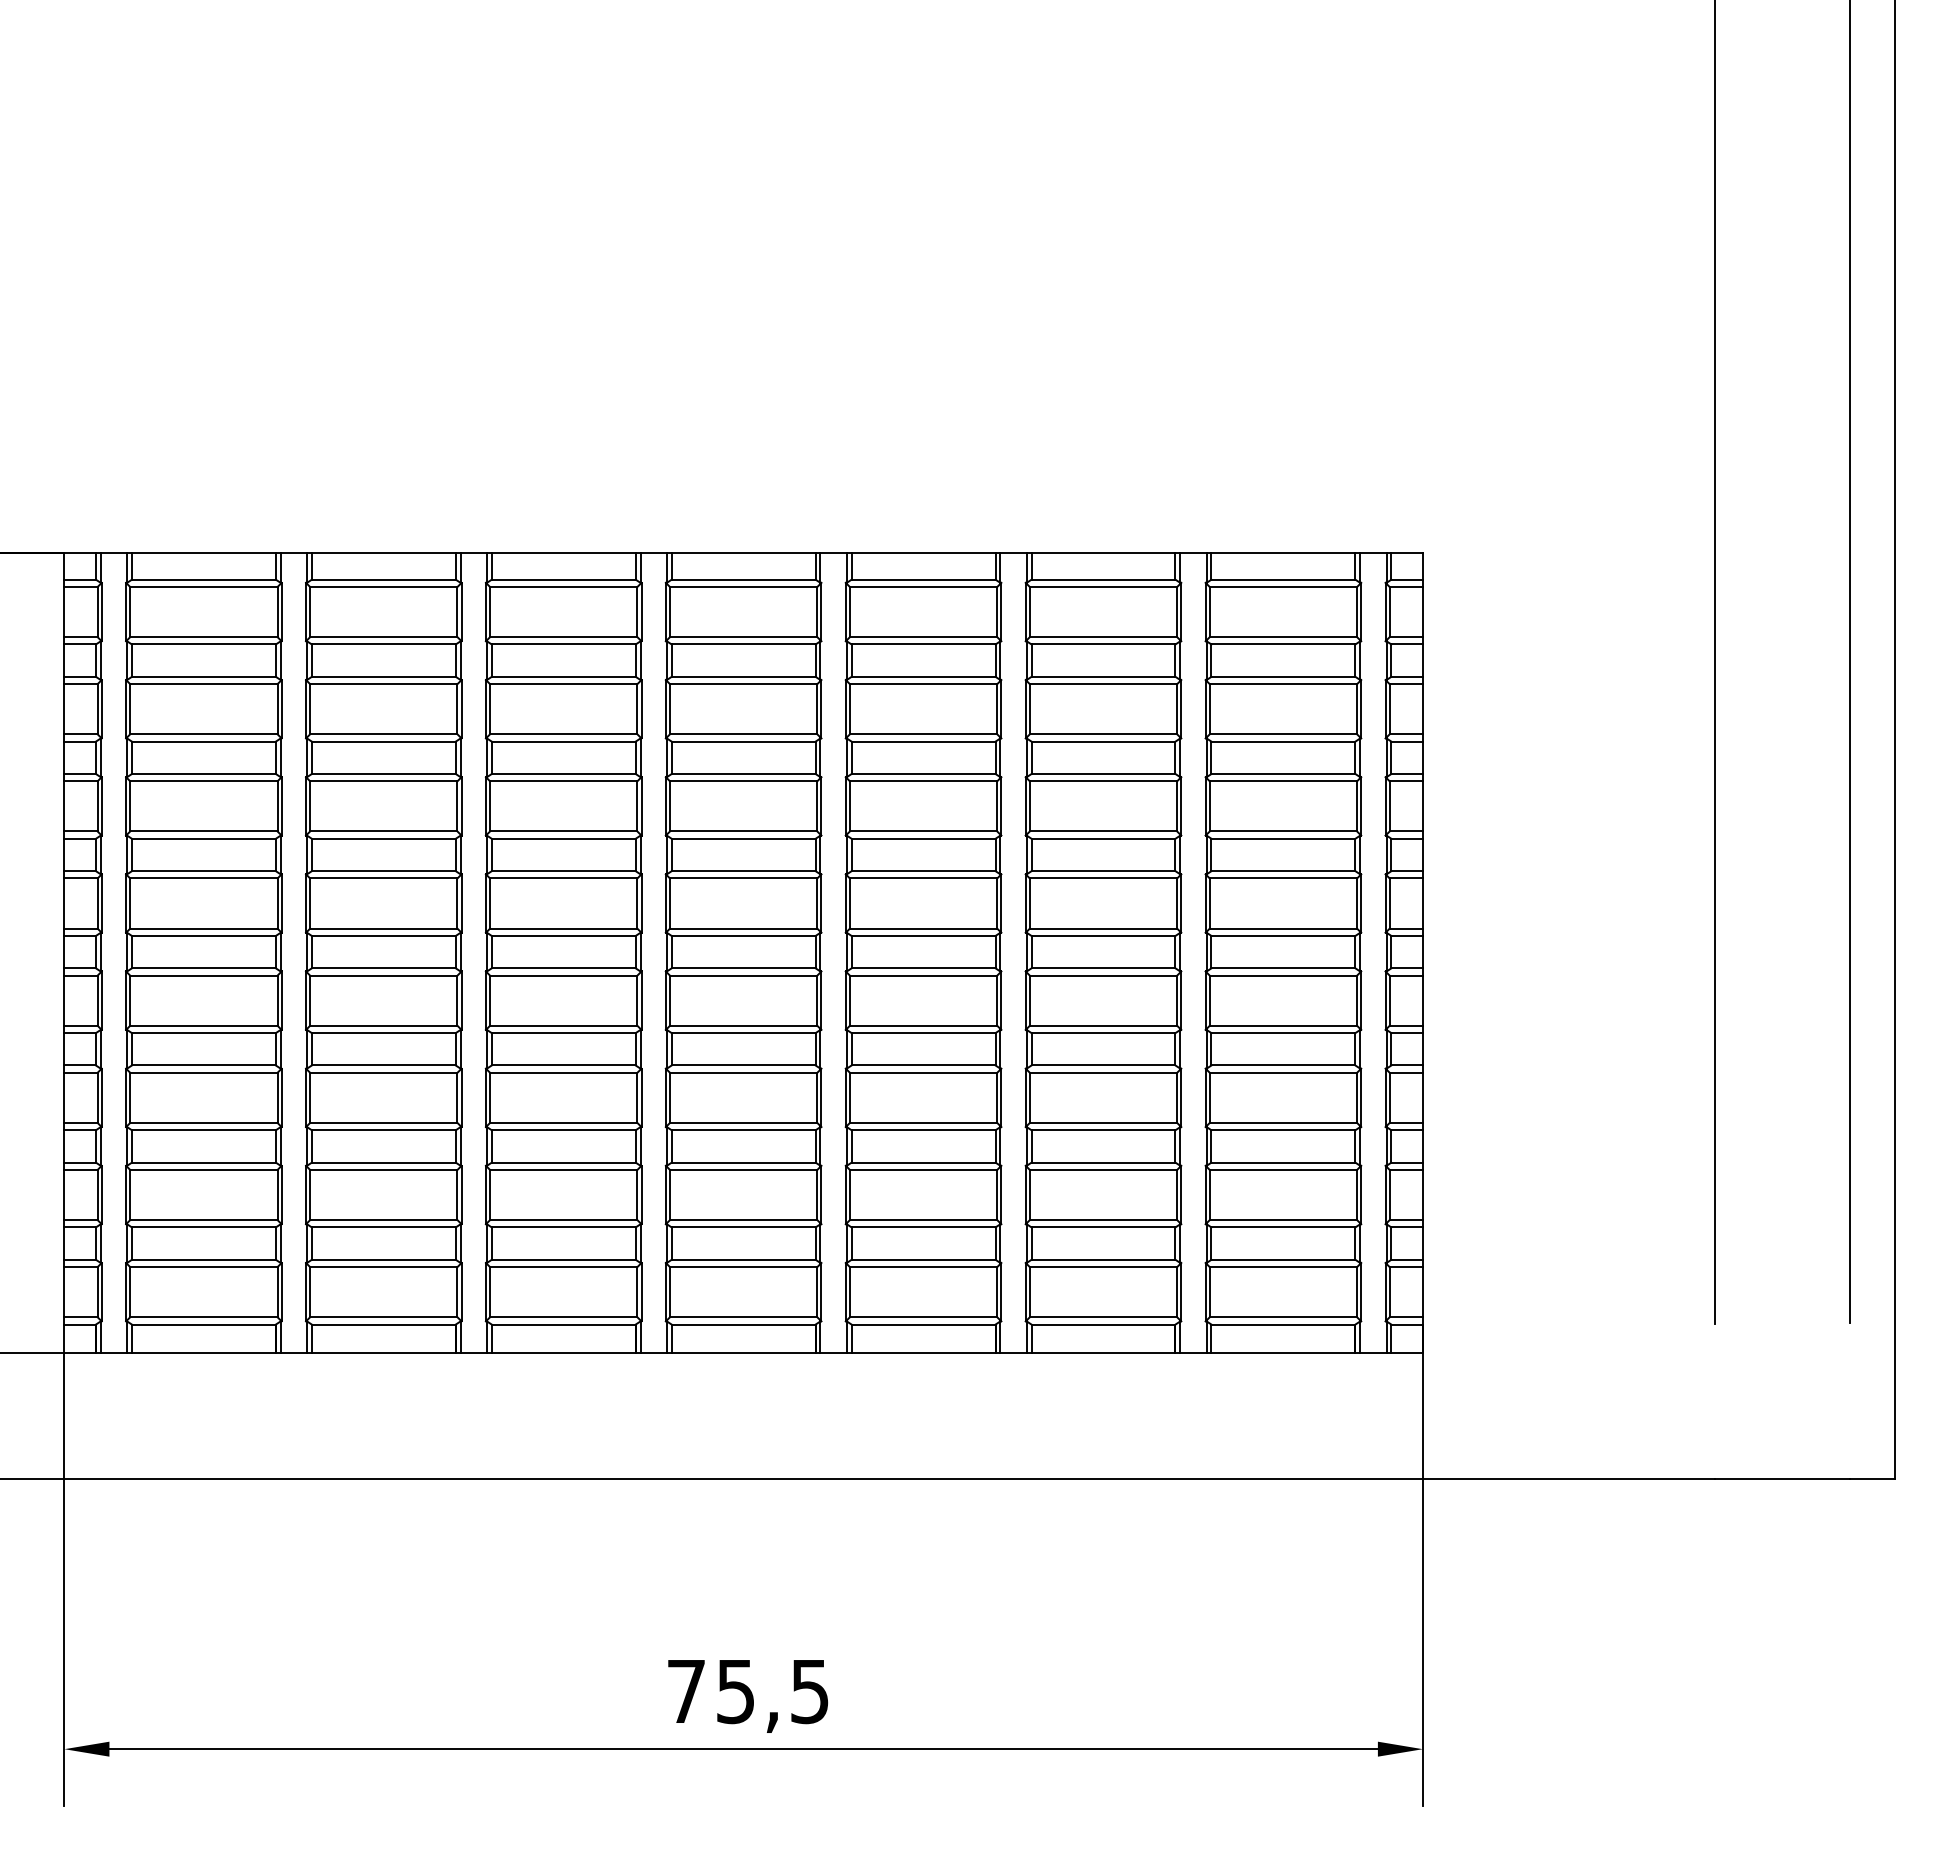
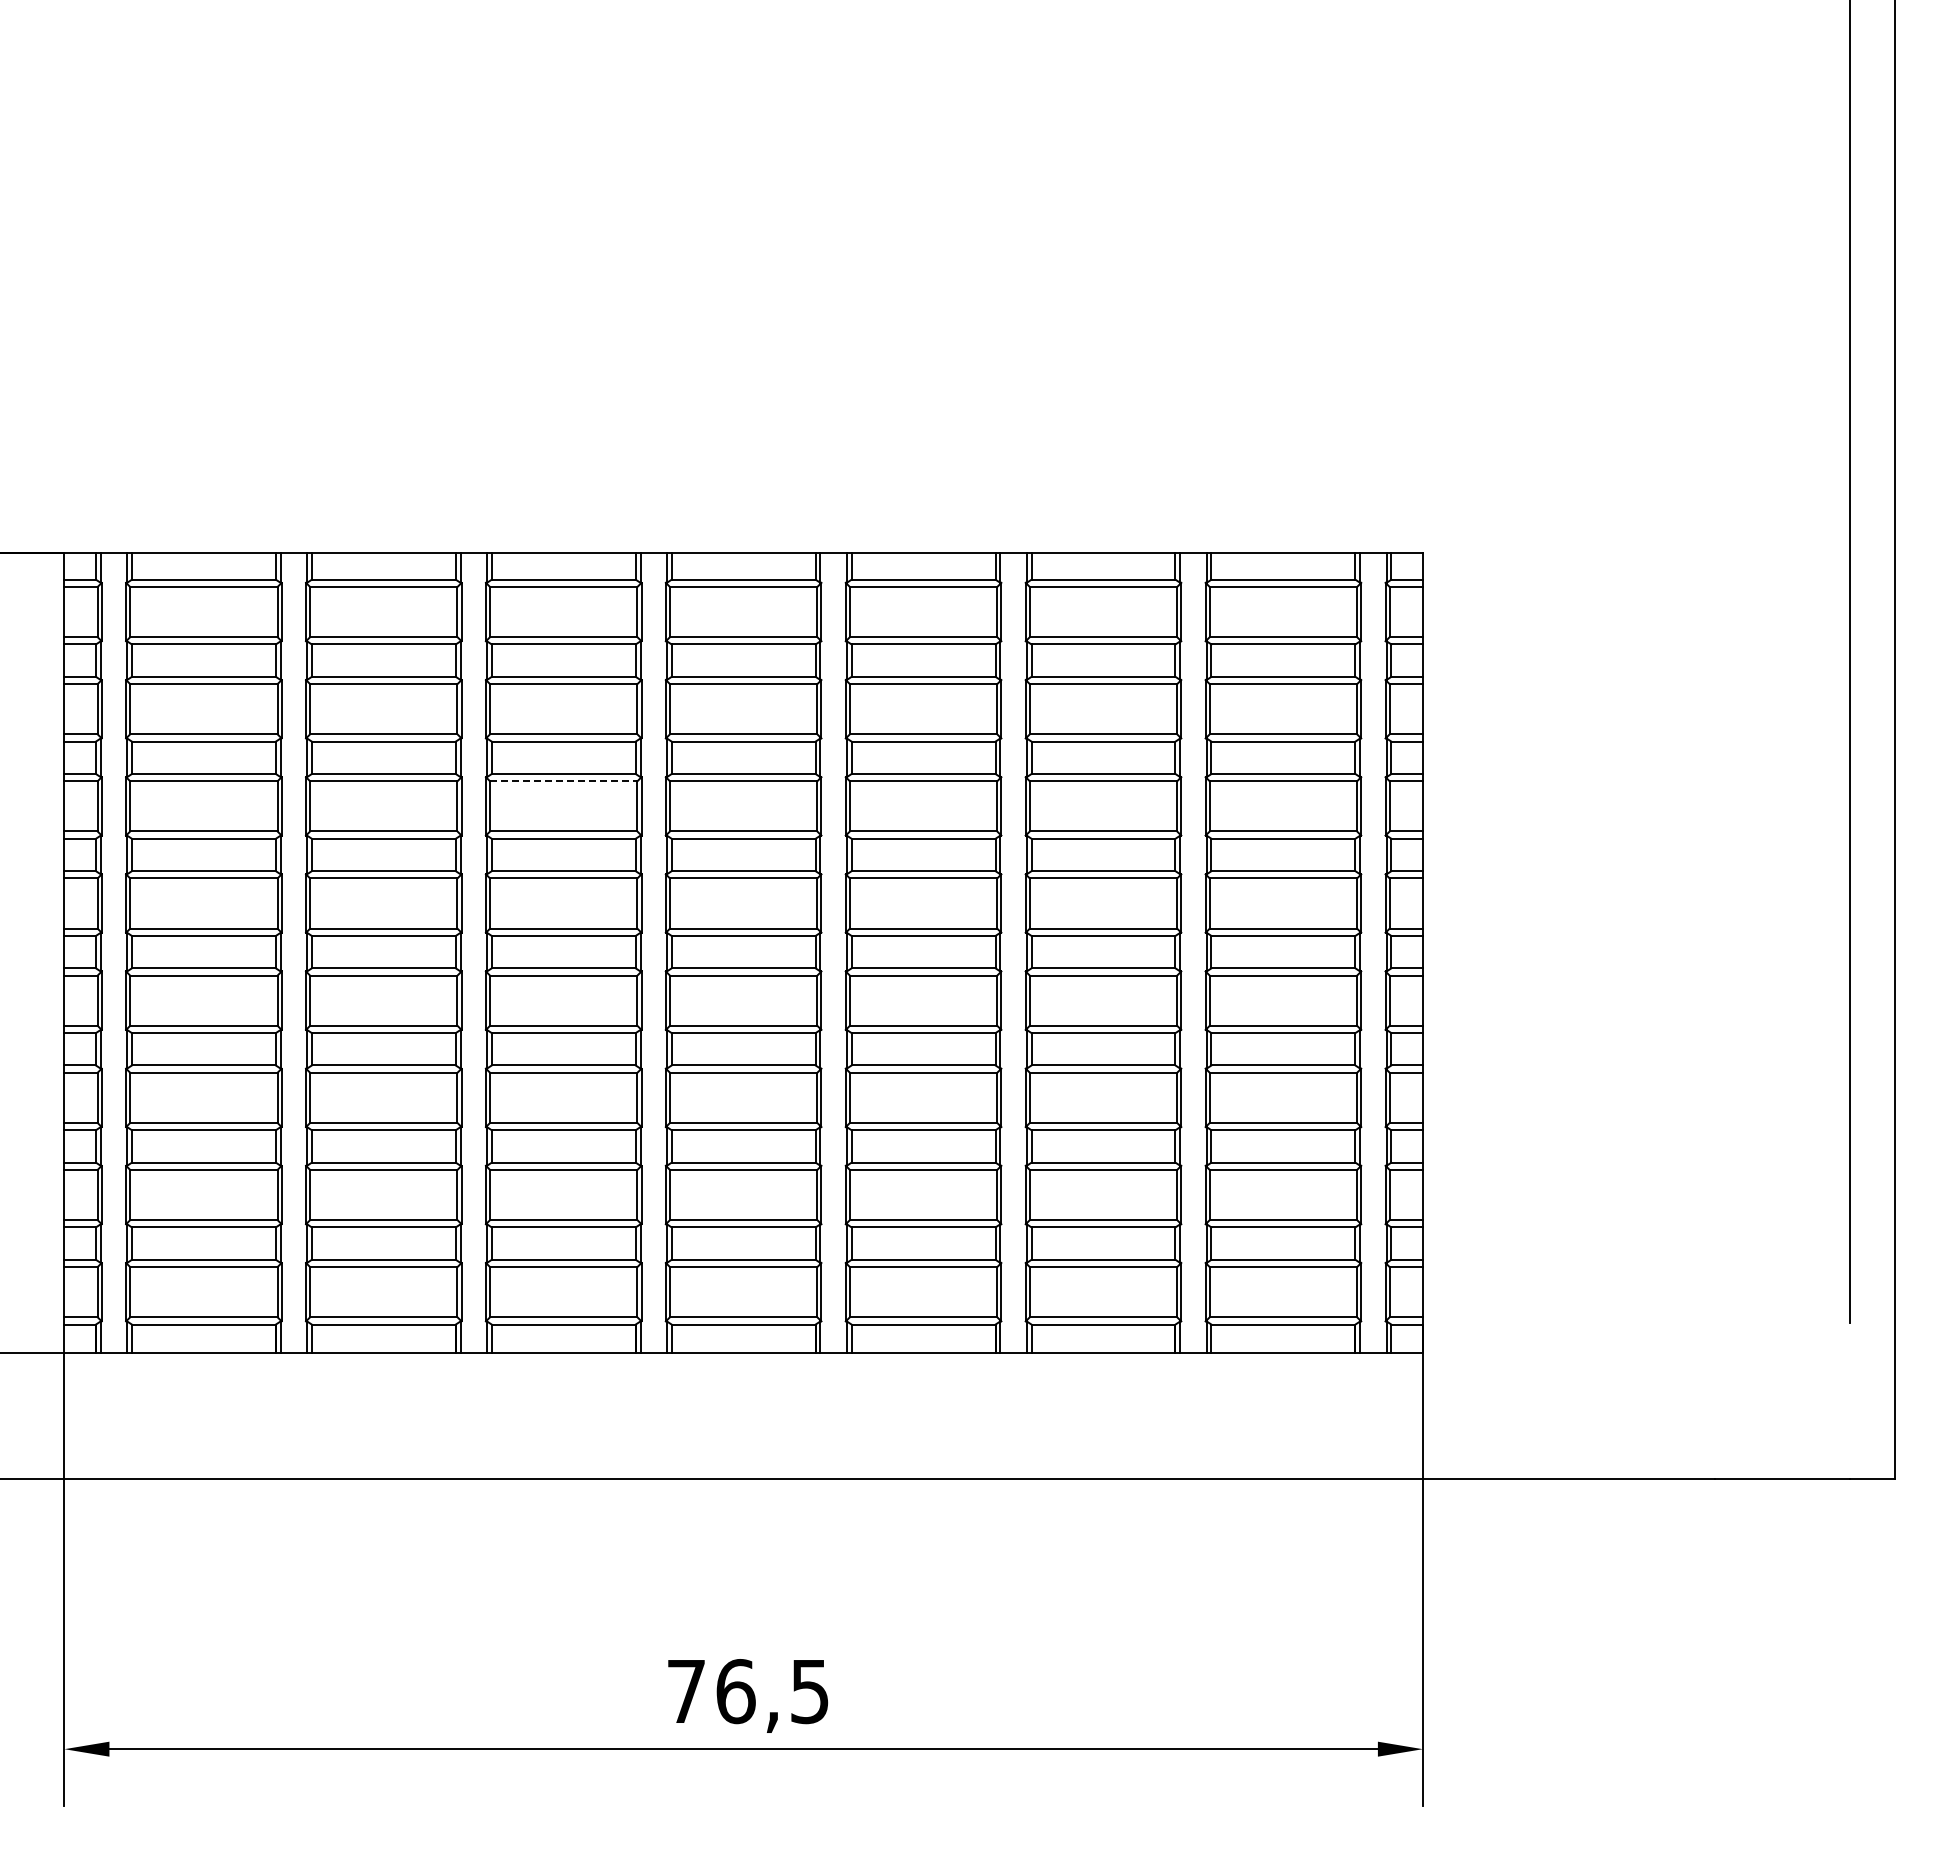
line: present -> none (1715, 662)
line: solid -> dashed (563, 781)
text: 75,5 -> 76,5 (735, 1691)
